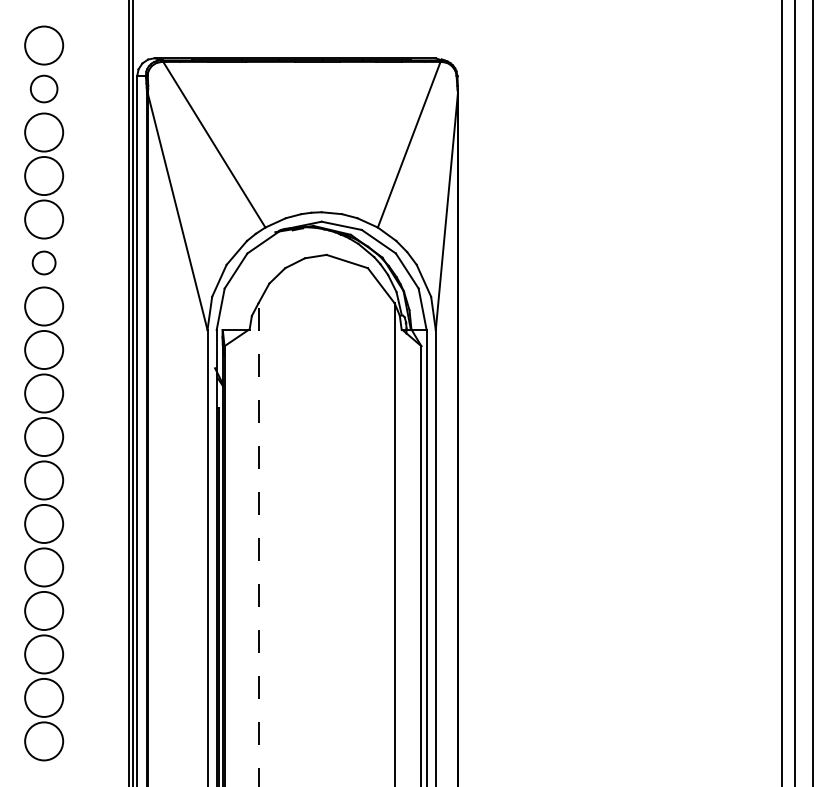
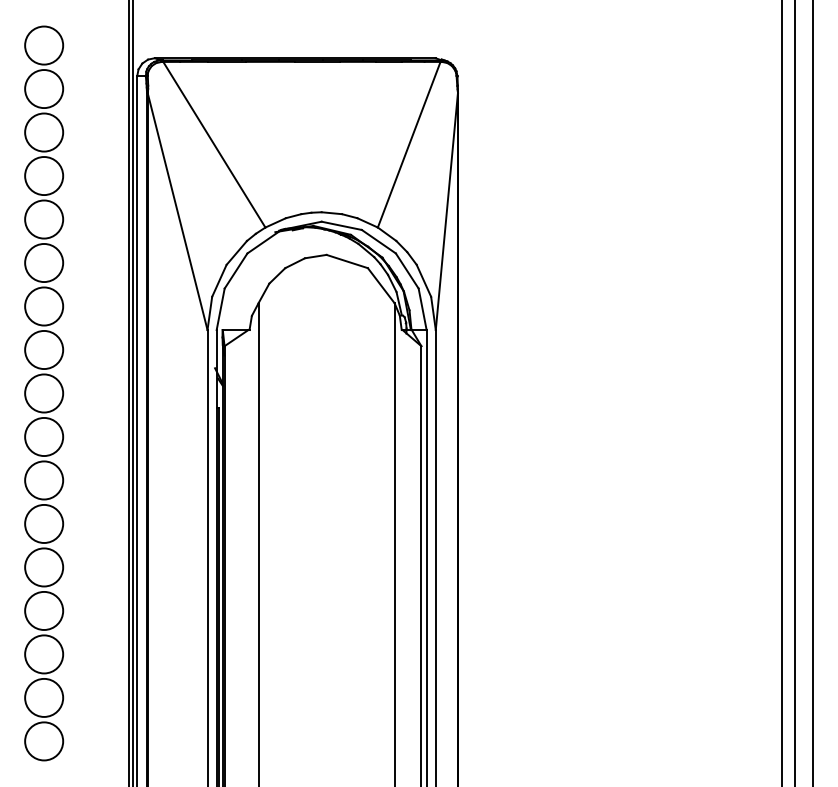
circle diameter: 27 px -> 38 px (44, 89)
circle diameter: 23 px -> 38 px (44, 262)
line: dashed -> solid (258, 545)
